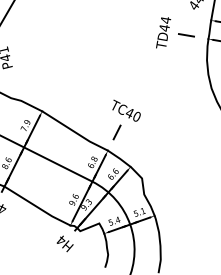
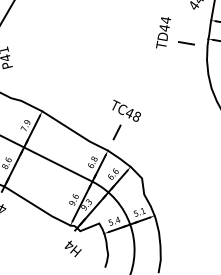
line position: (186, 35) -> (186, 43) (186, 43)
text: TC40 -> TC48 (136, 116)
text position: (64, 243) -> (72, 248) (72, 248)
